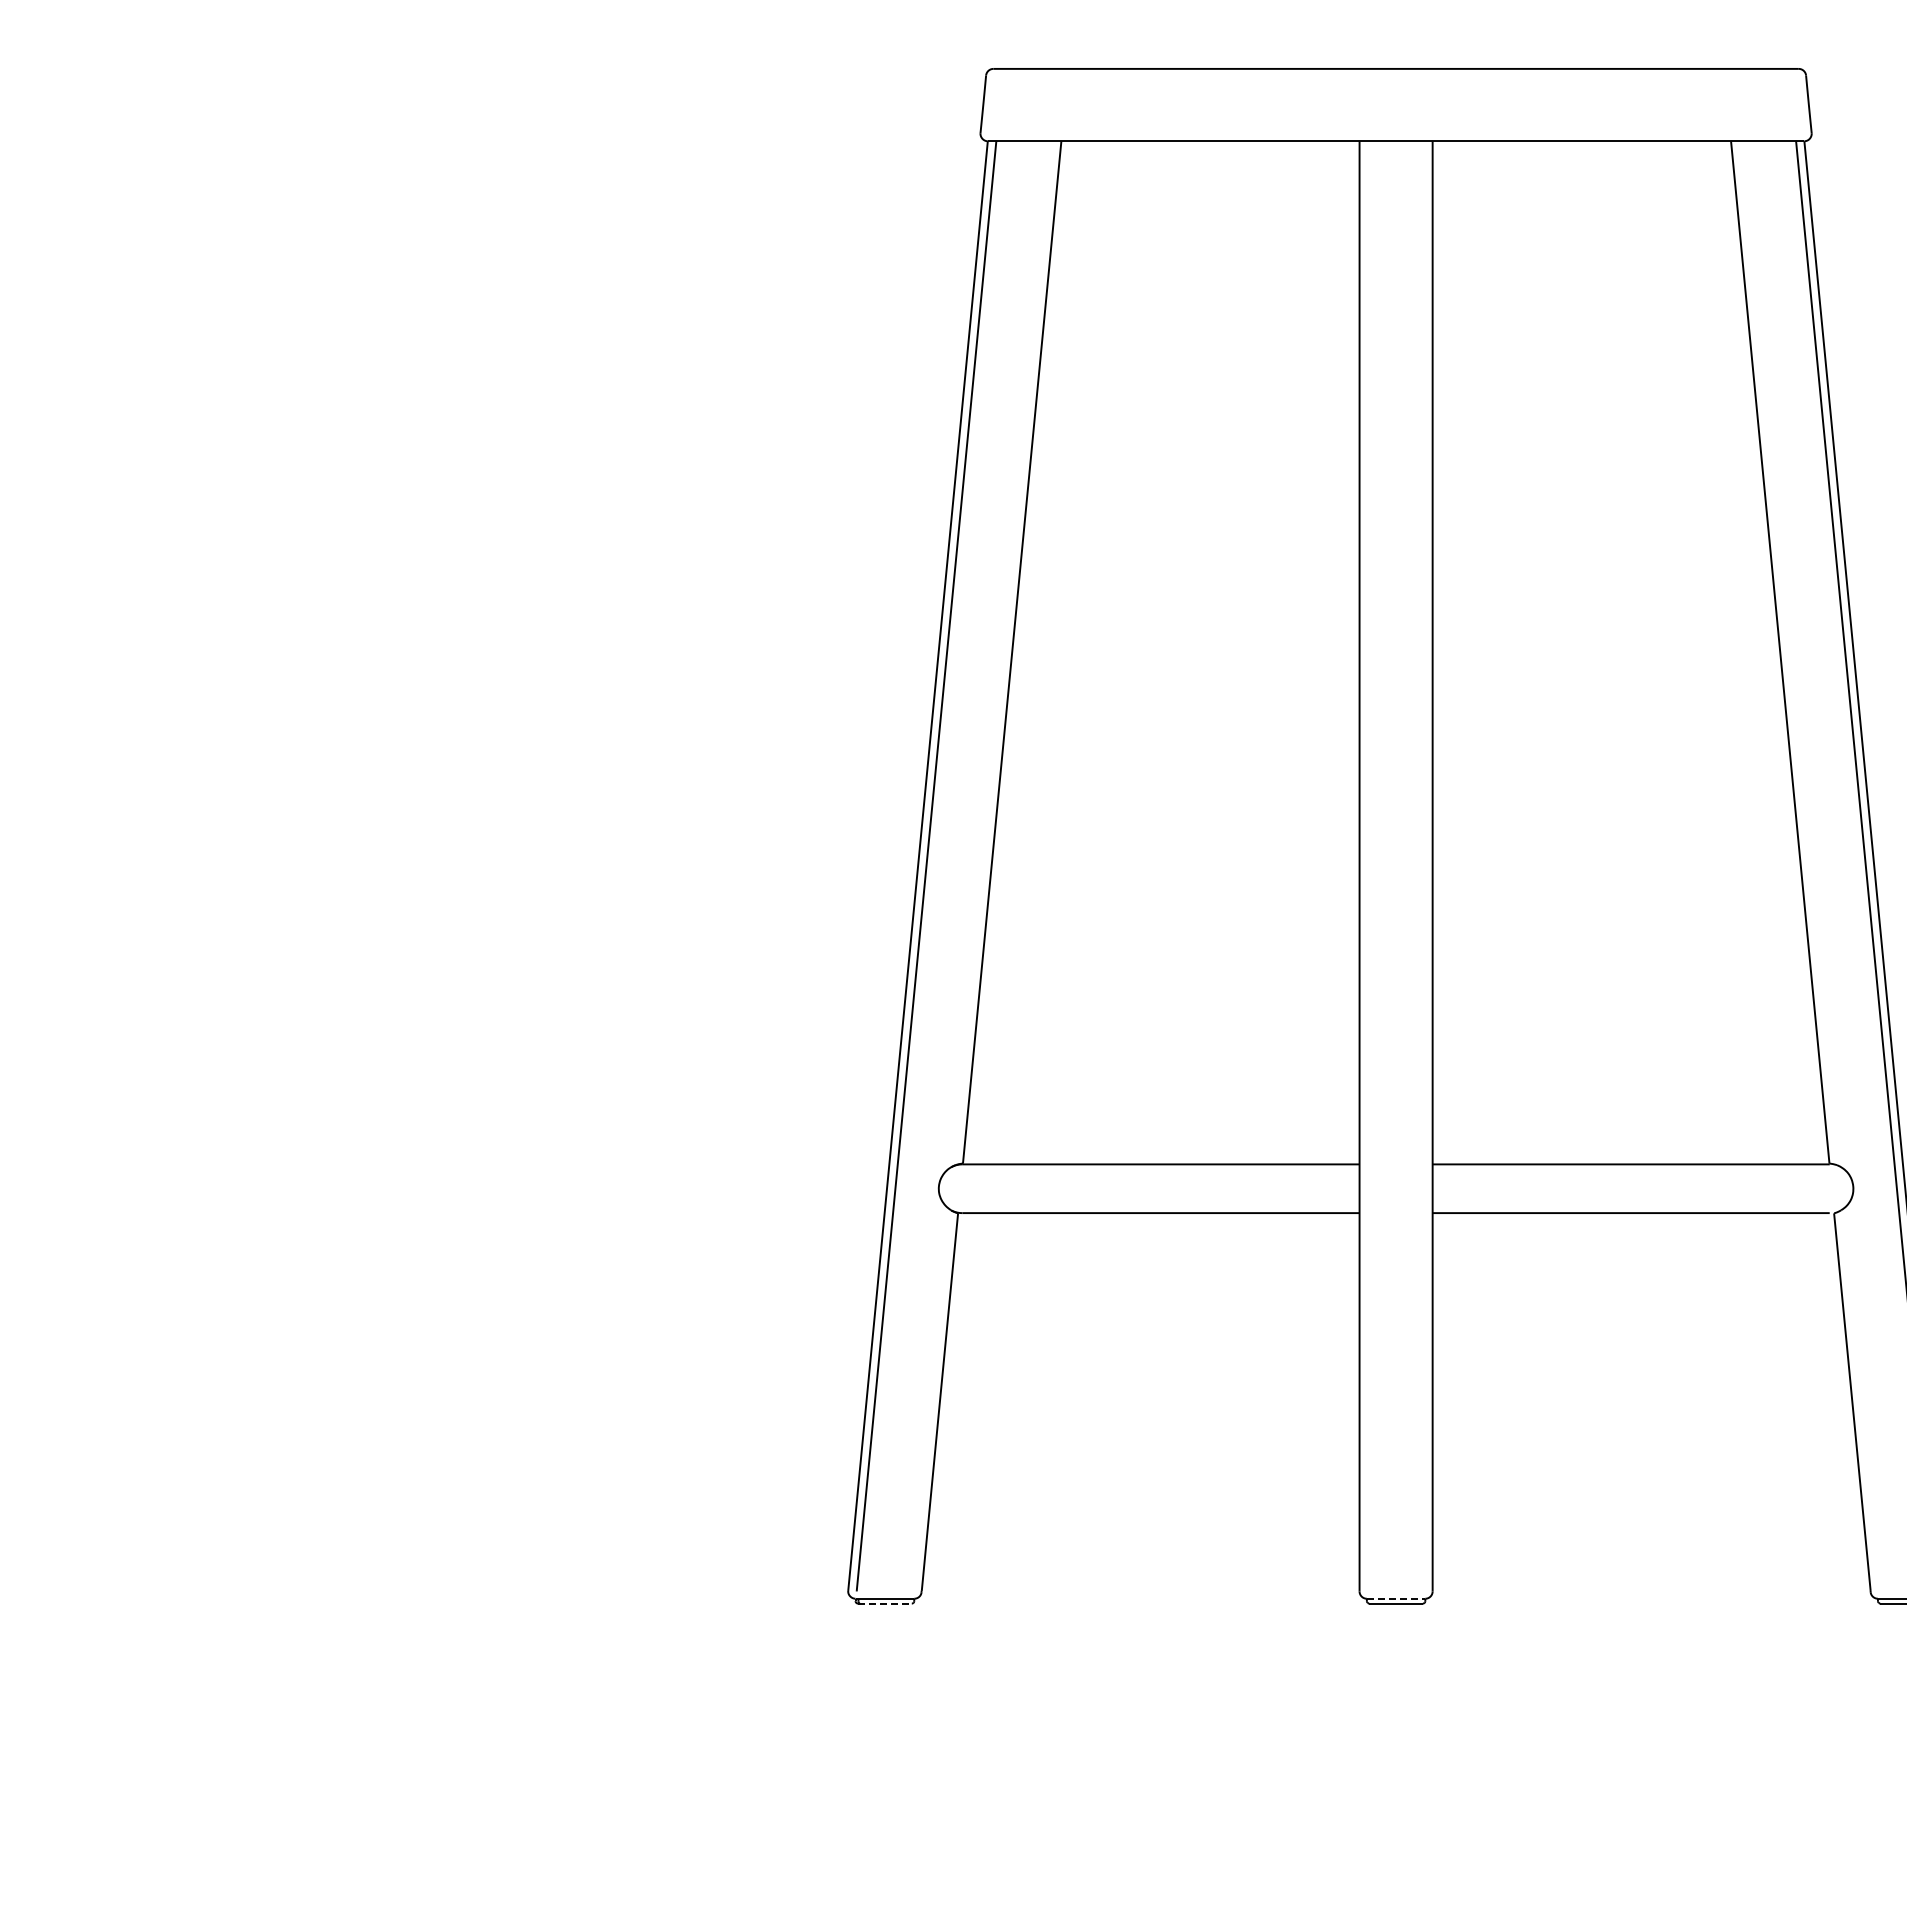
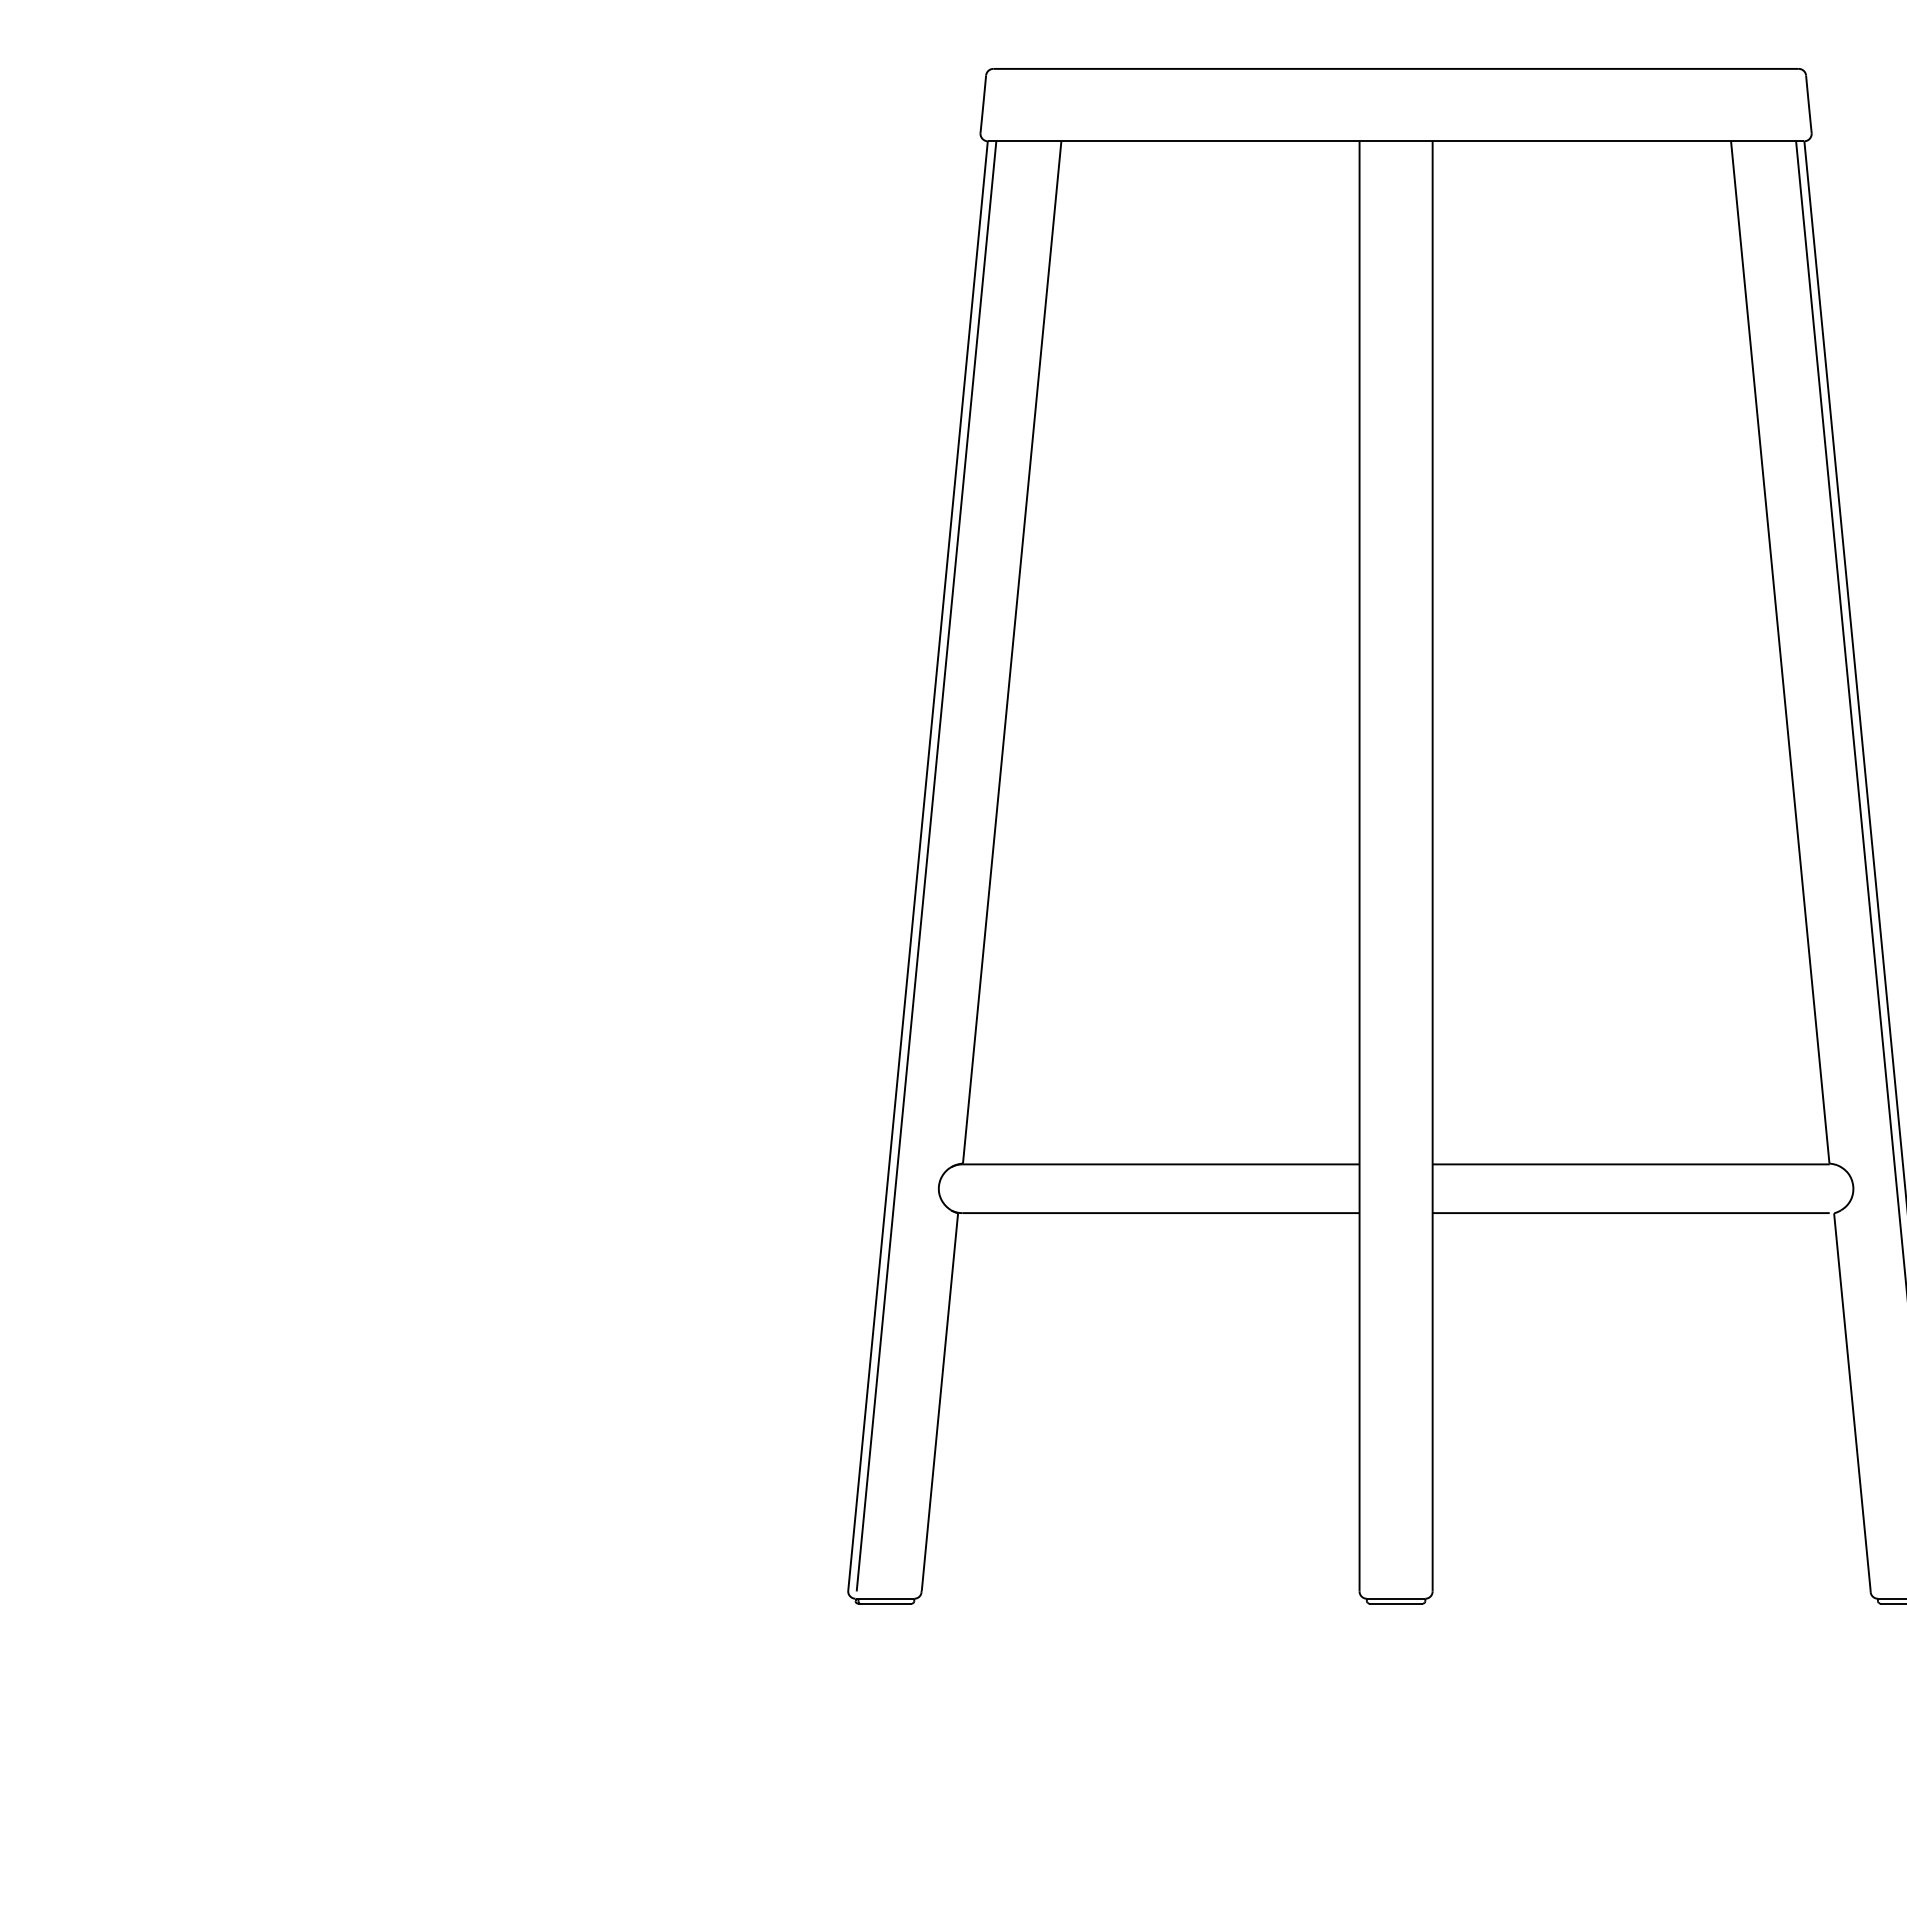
line: dashed -> solid (1396, 1598)
line: dashed -> solid (884, 1603)
